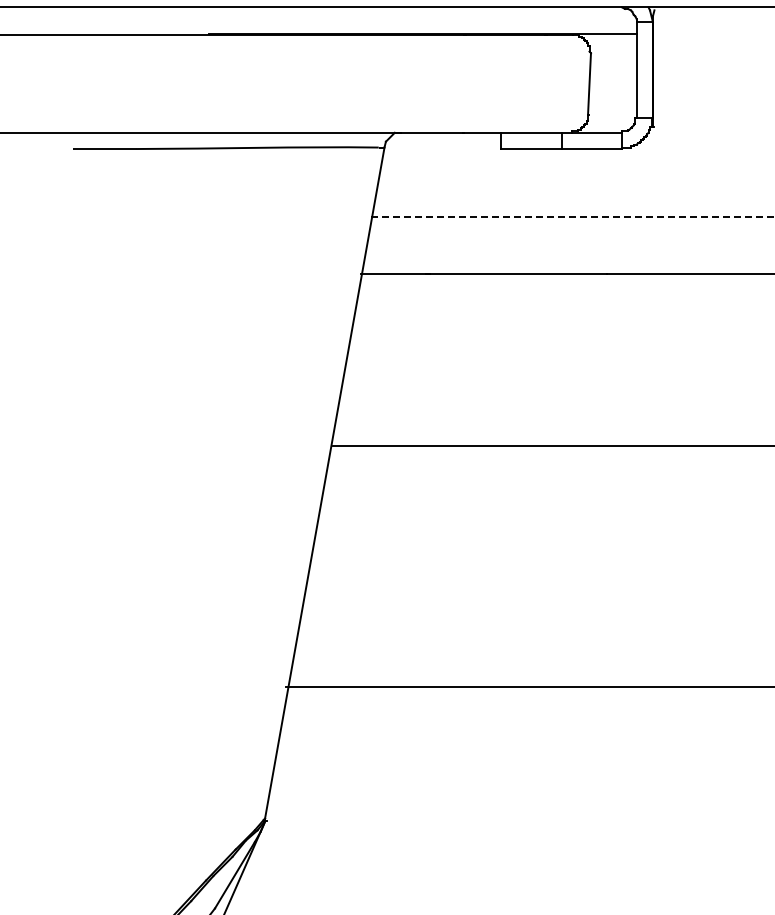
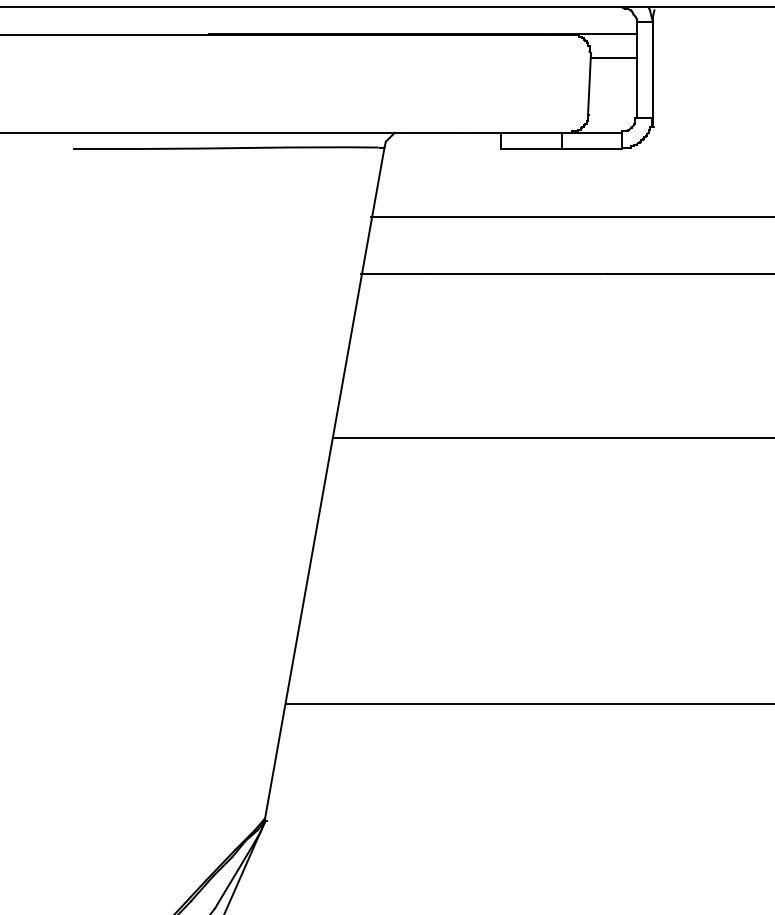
line: none -> present (613, 57)
line: dashed -> solid (573, 216)
line position: (551, 446) -> (551, 438) (551, 438)
line position: (528, 686) -> (528, 703) (528, 703)
